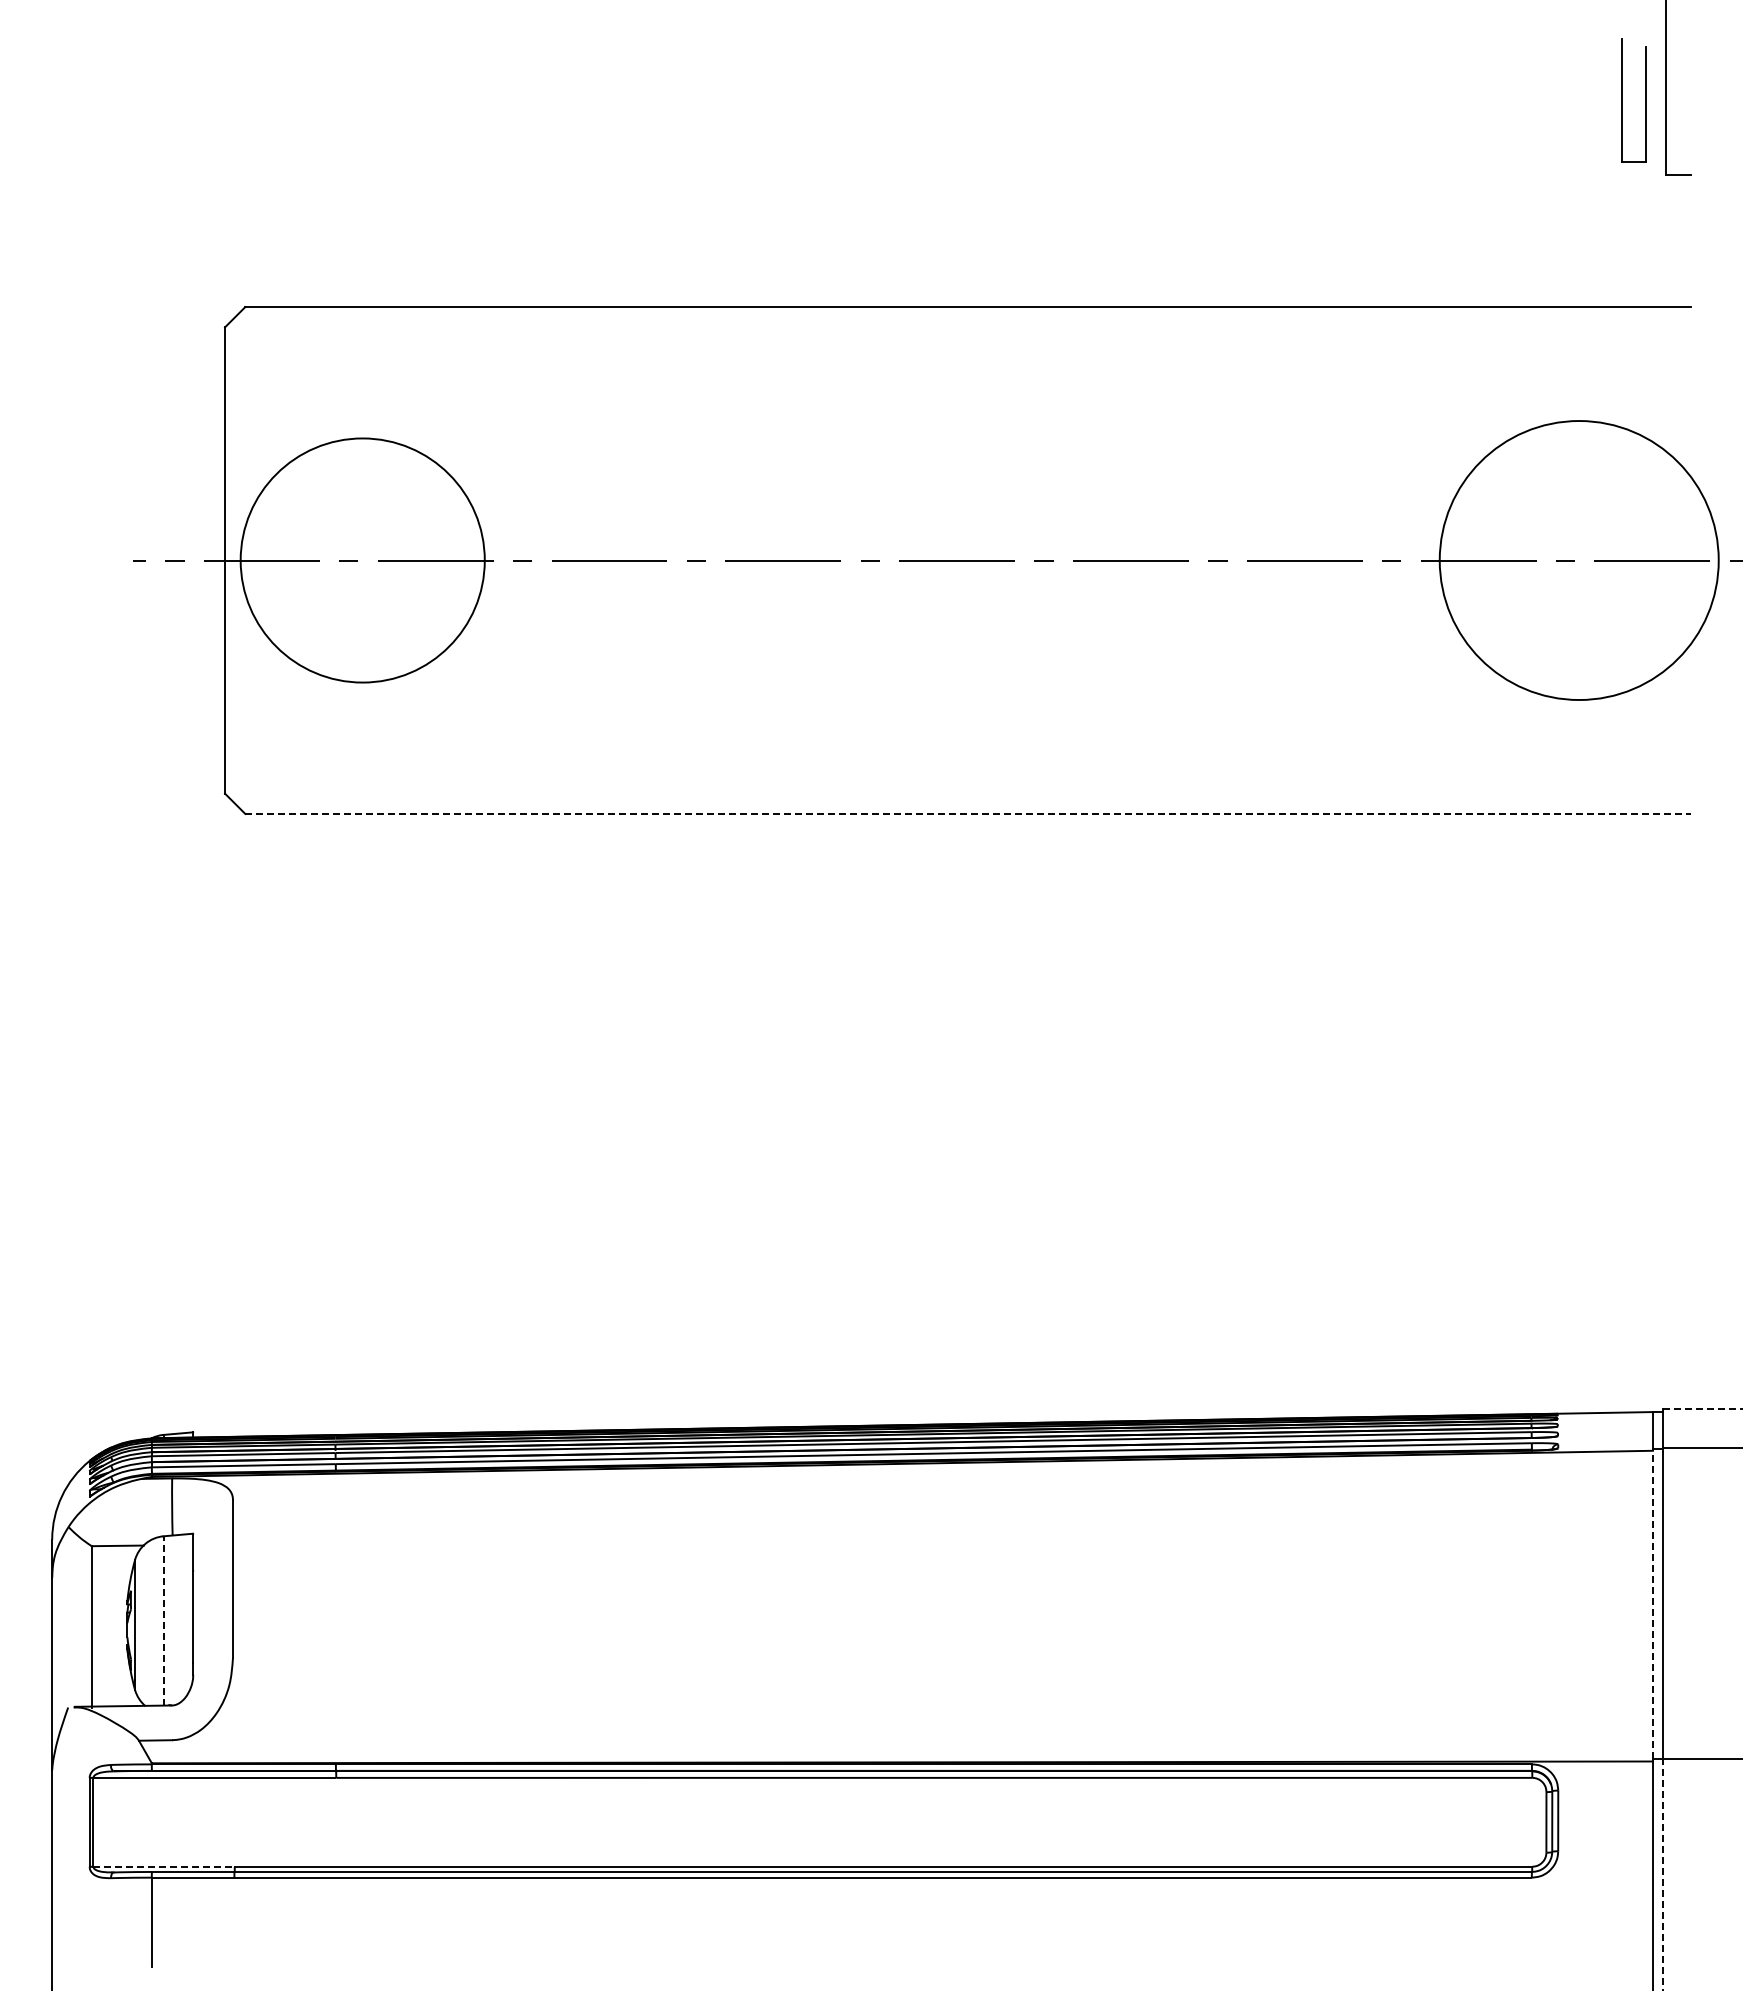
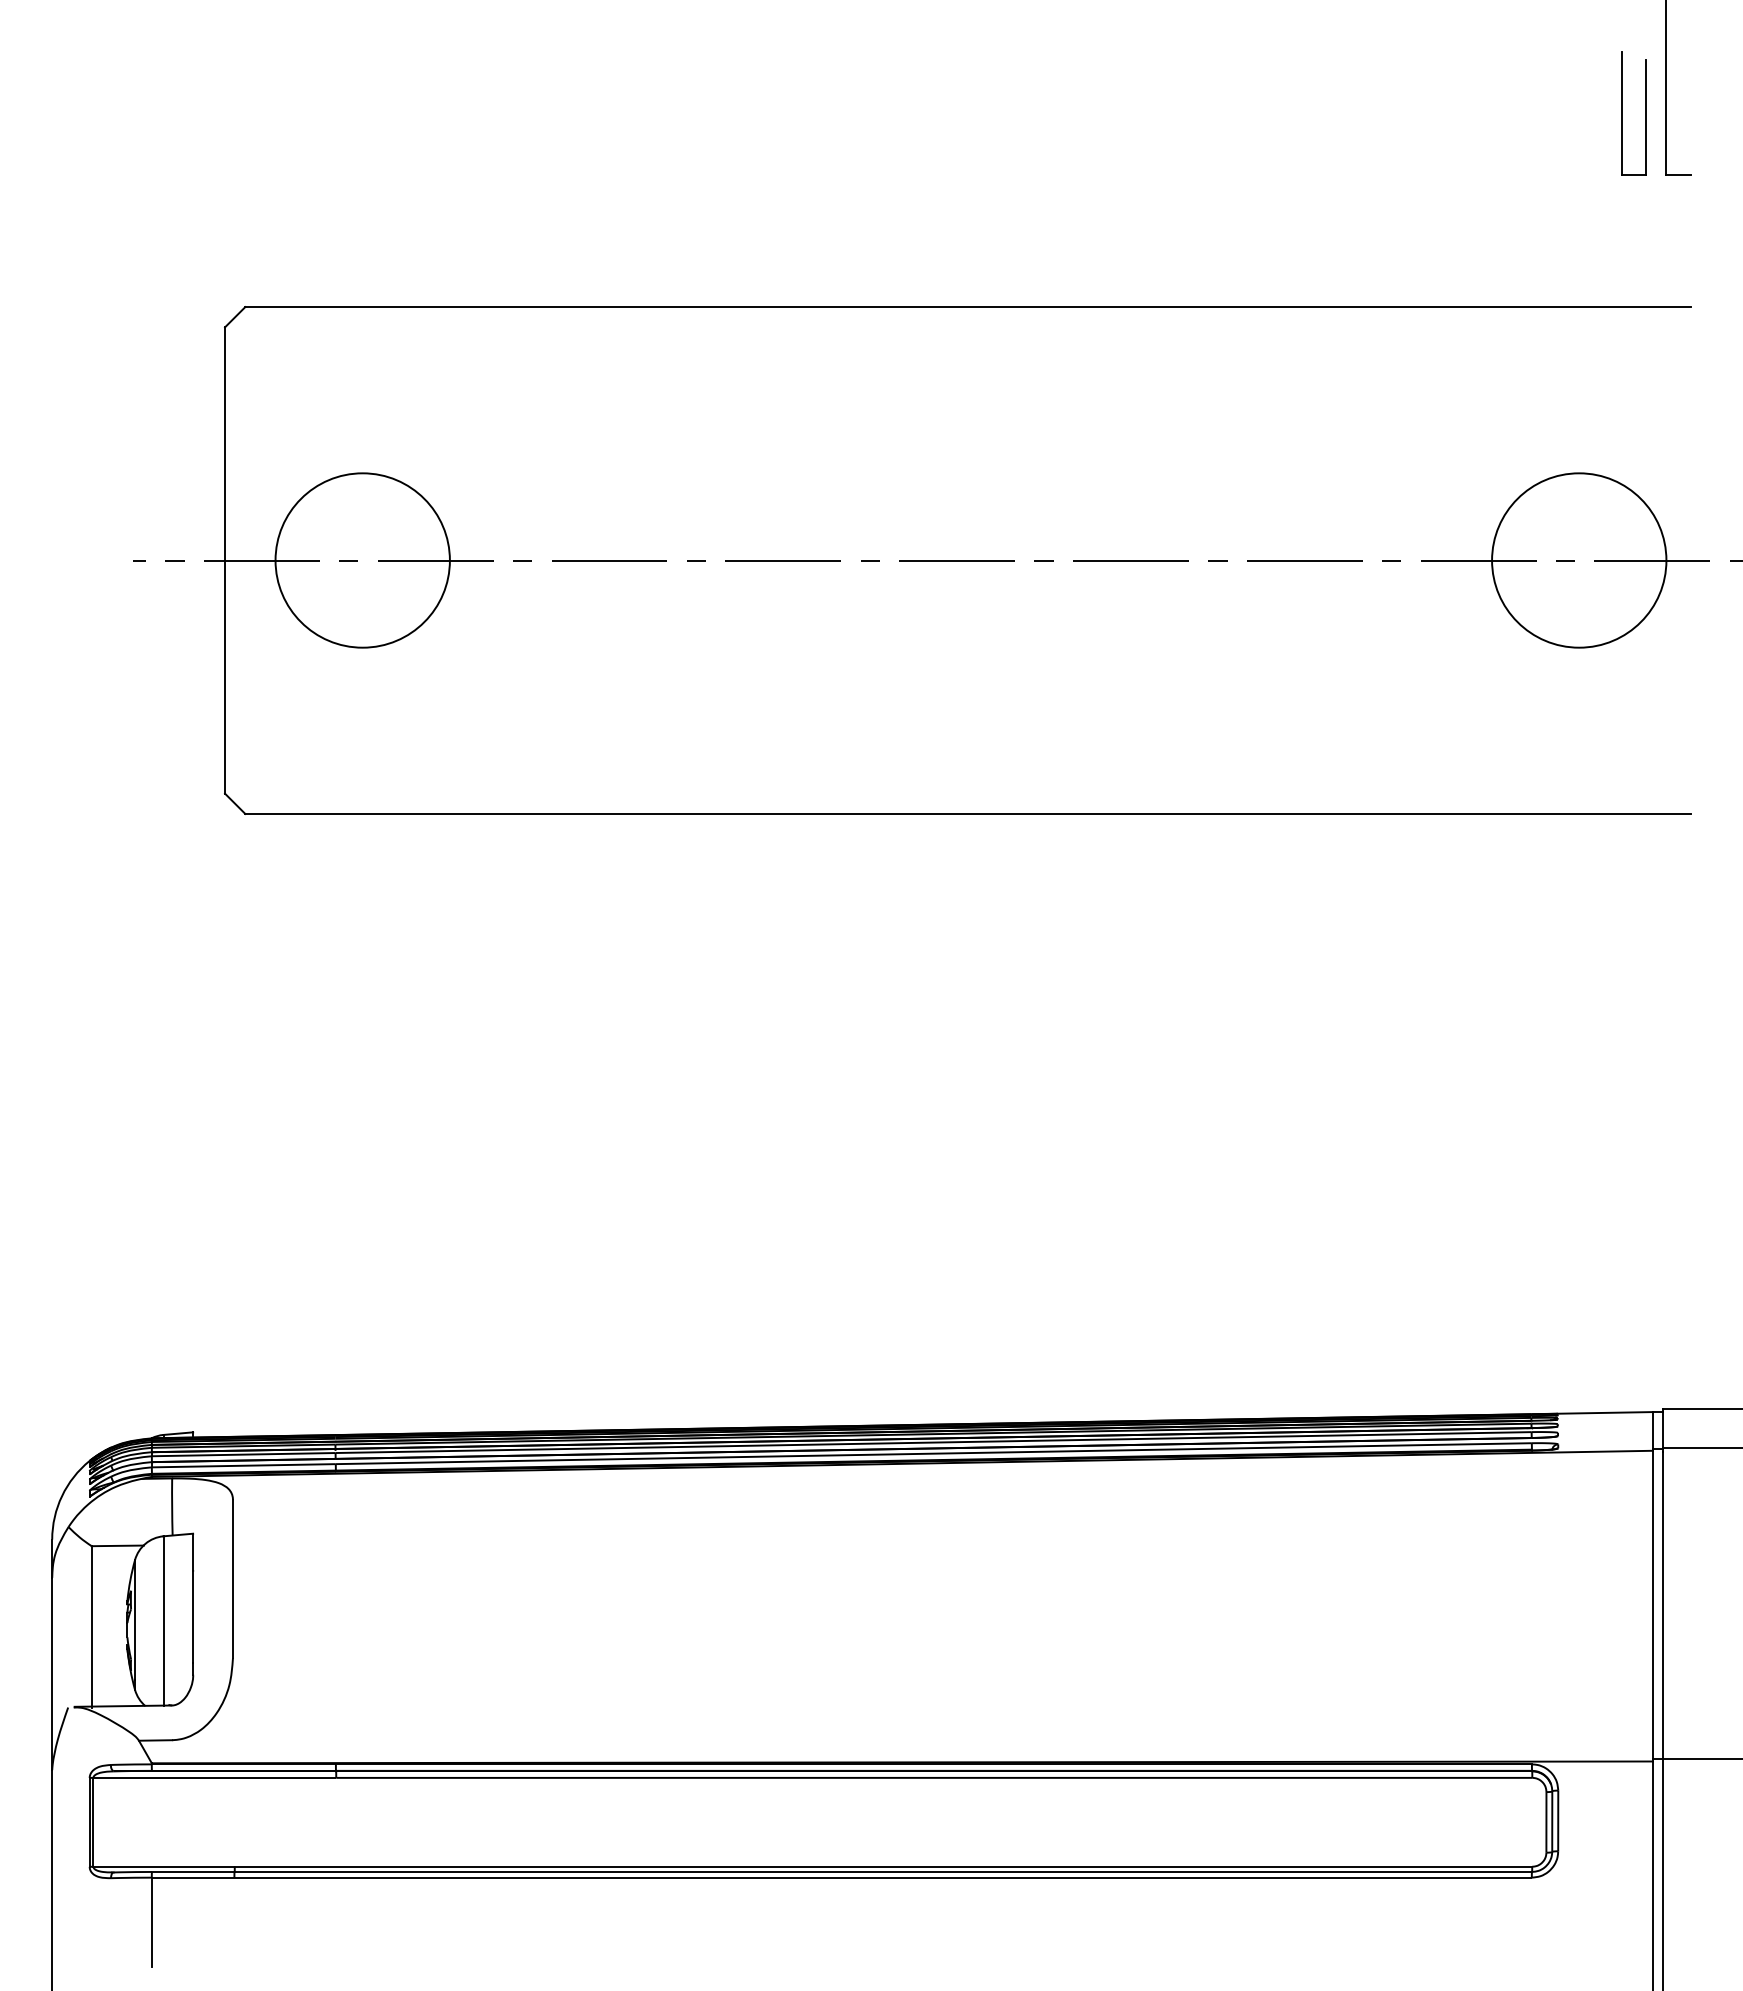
part position: (1622, 100) -> (1622, 113) (1622, 113)
circle diameter: 244 px -> 174 px (362, 560)
circle diameter: 279 px -> 174 px (1579, 560)
line: dashed -> solid (968, 813)
line: dashed -> solid (1703, 1409)
line: dashed -> solid (1652, 1603)
line: dashed -> solid (163, 1620)
line: dashed -> solid (164, 1866)
line: dashed -> solid (1663, 1874)
